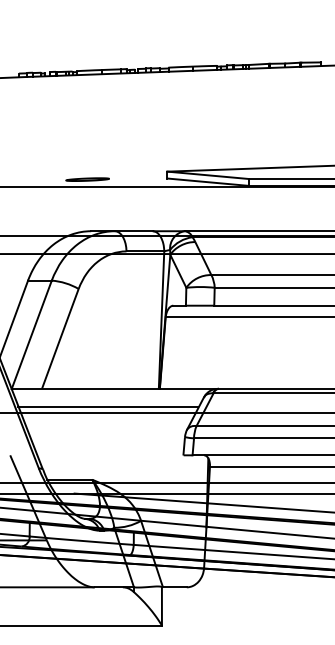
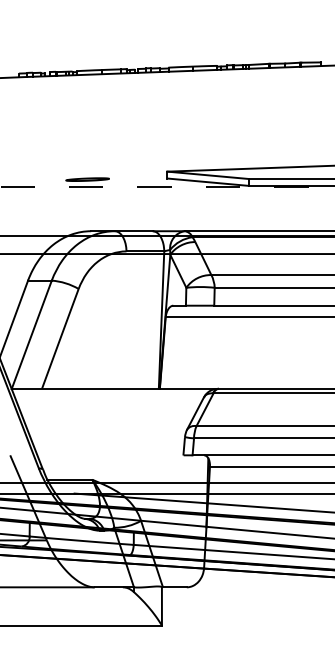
line: solid -> dashed (167, 187)
line: present -> none (107, 407)
line: present -> none (166, 413)
